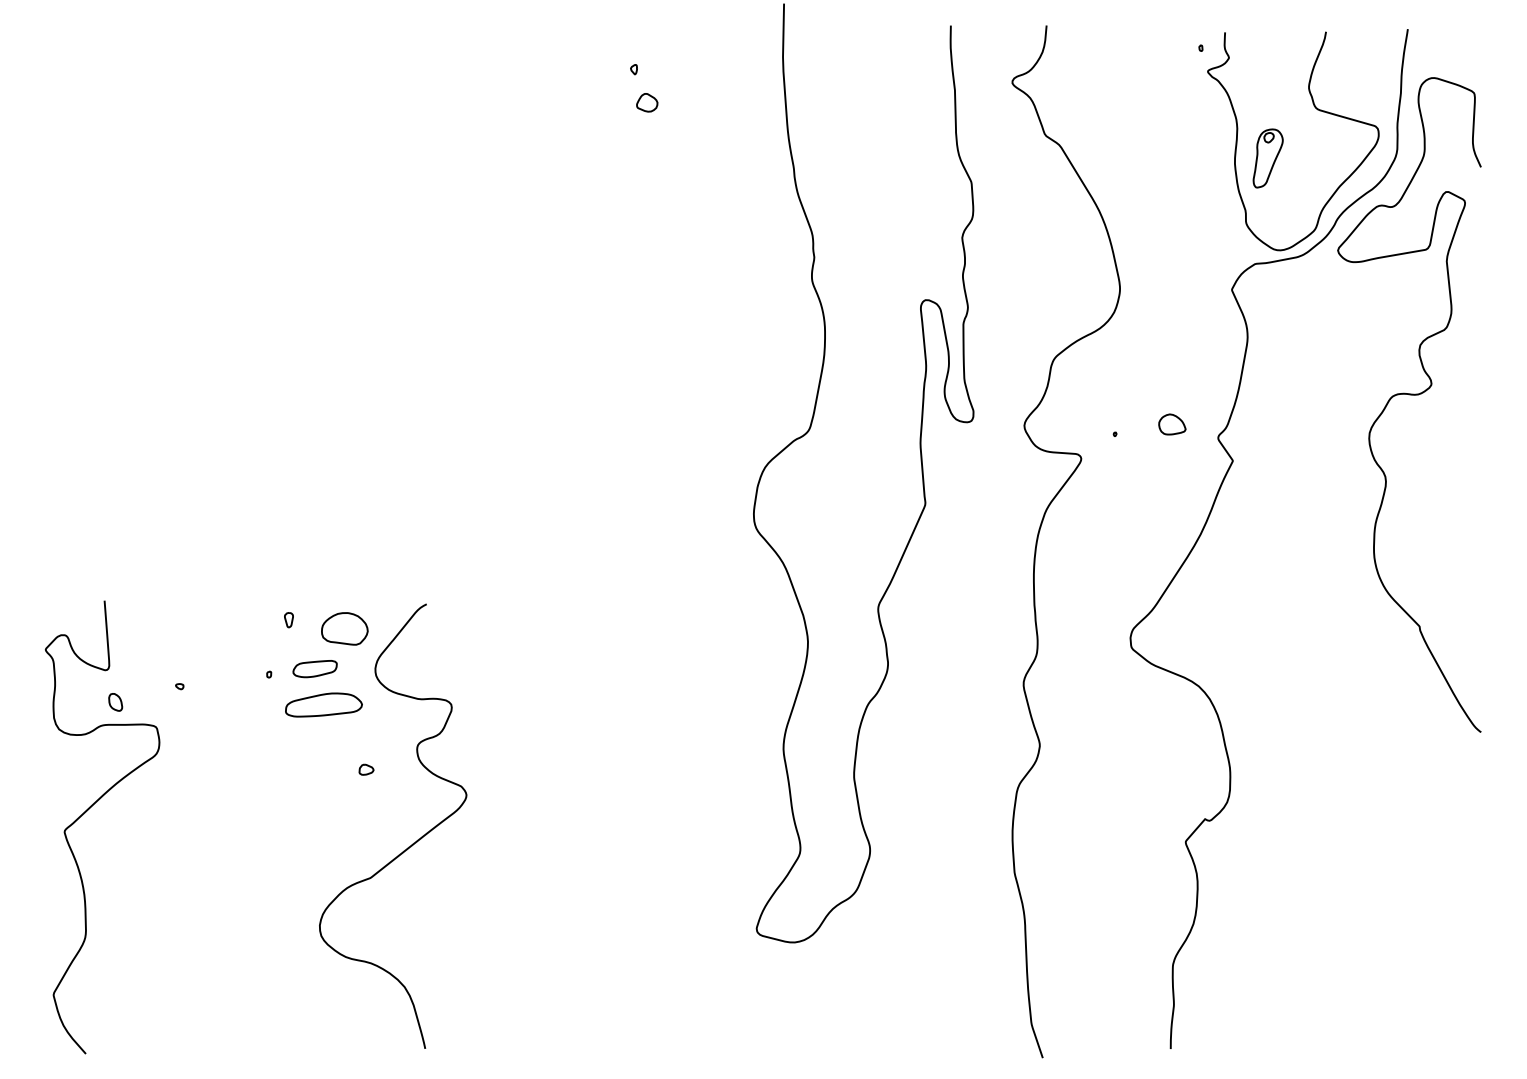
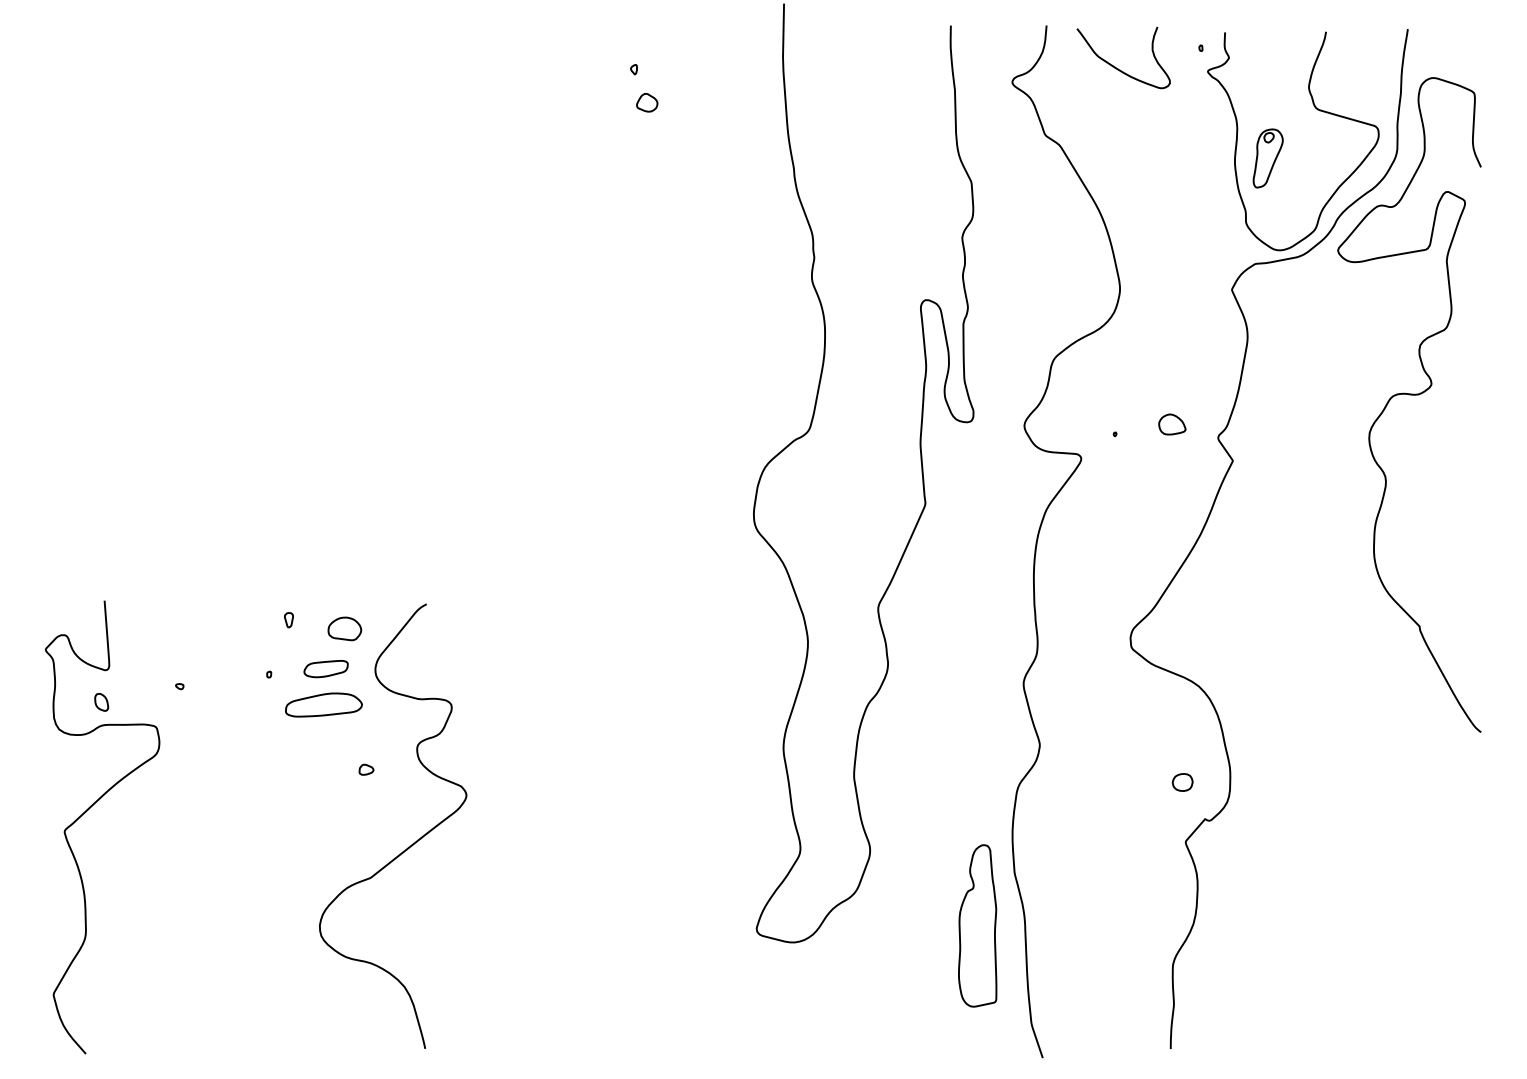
curve: none -> present (1115, 66)
part size: 48x34 px -> 36x26 px (344, 628)
part position: (314, 669) -> (325, 669) (325, 669)
part position: (115, 702) -> (101, 702) (101, 702)
part: none -> present (1182, 782)
part: none -> present (977, 925)
